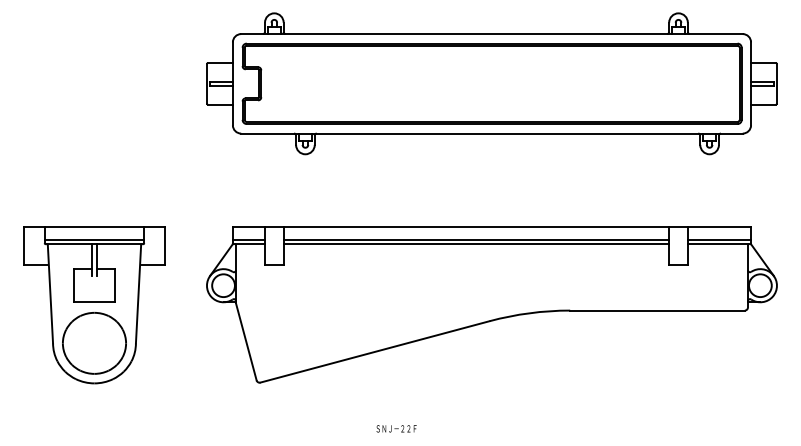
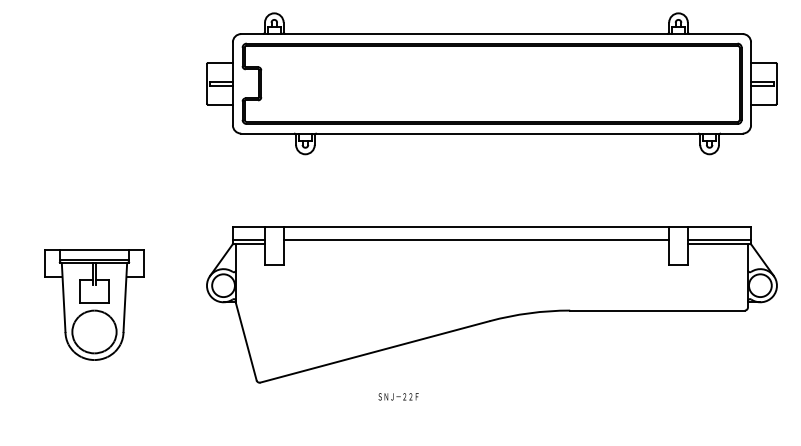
line: present -> none (476, 244)
part size: 143x159 px -> 101x112 px (94, 304)
text position: (396, 428) -> (398, 396) (398, 396)
